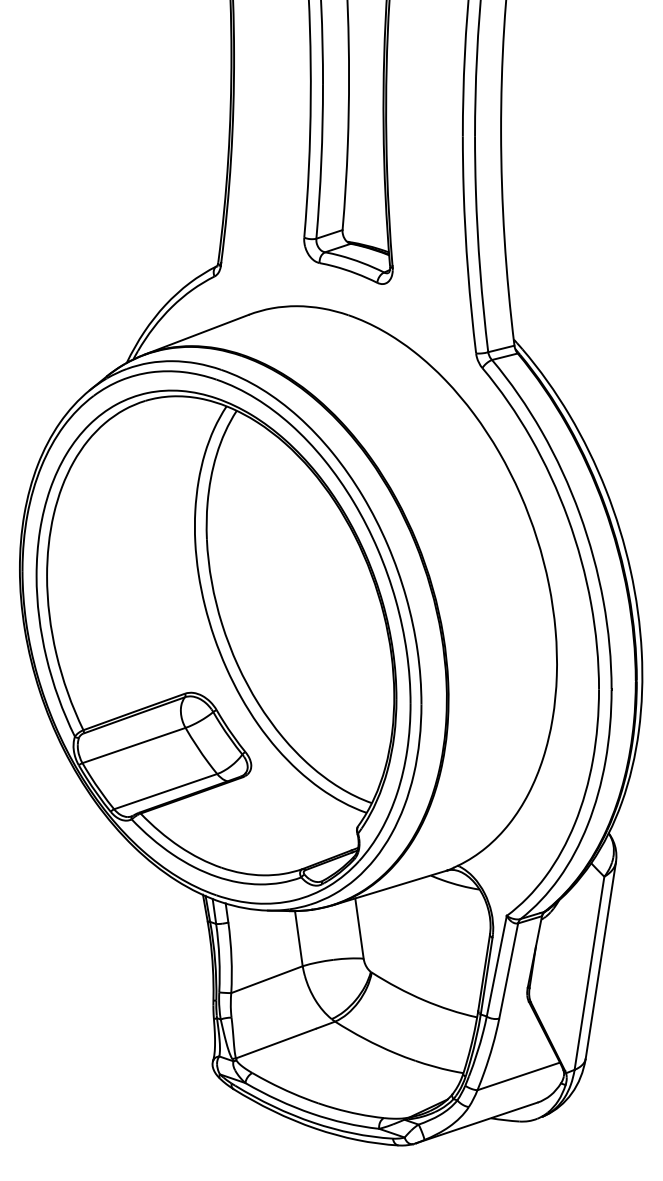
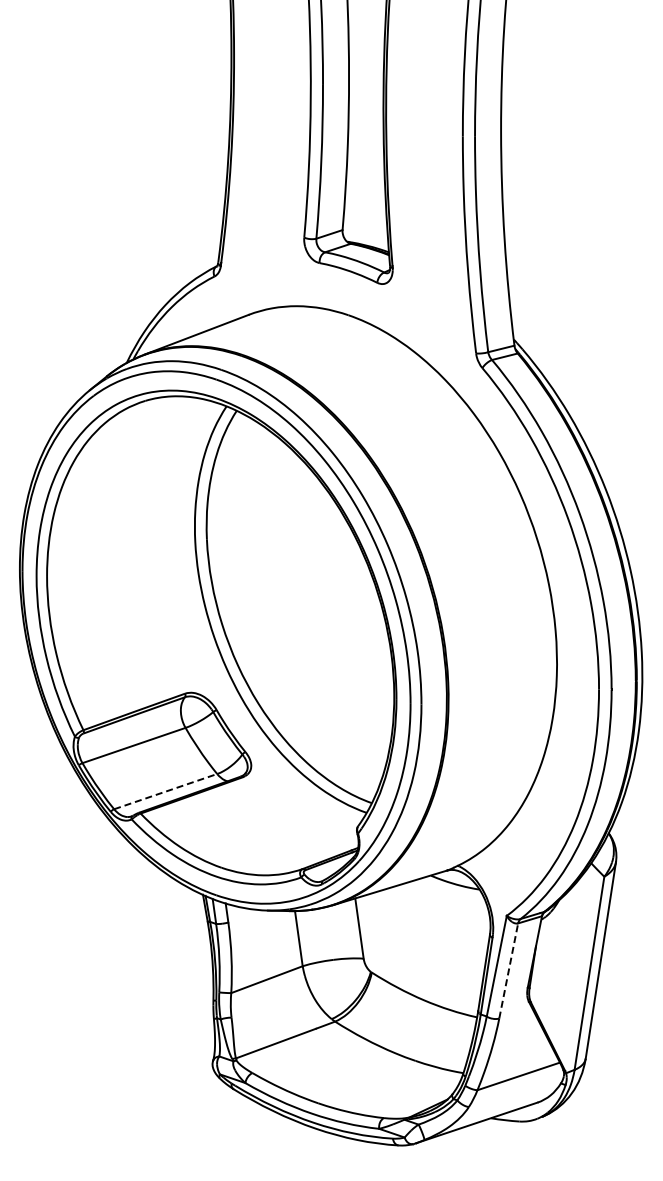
line: solid -> dashed (166, 791)
line: solid -> dashed (508, 970)
